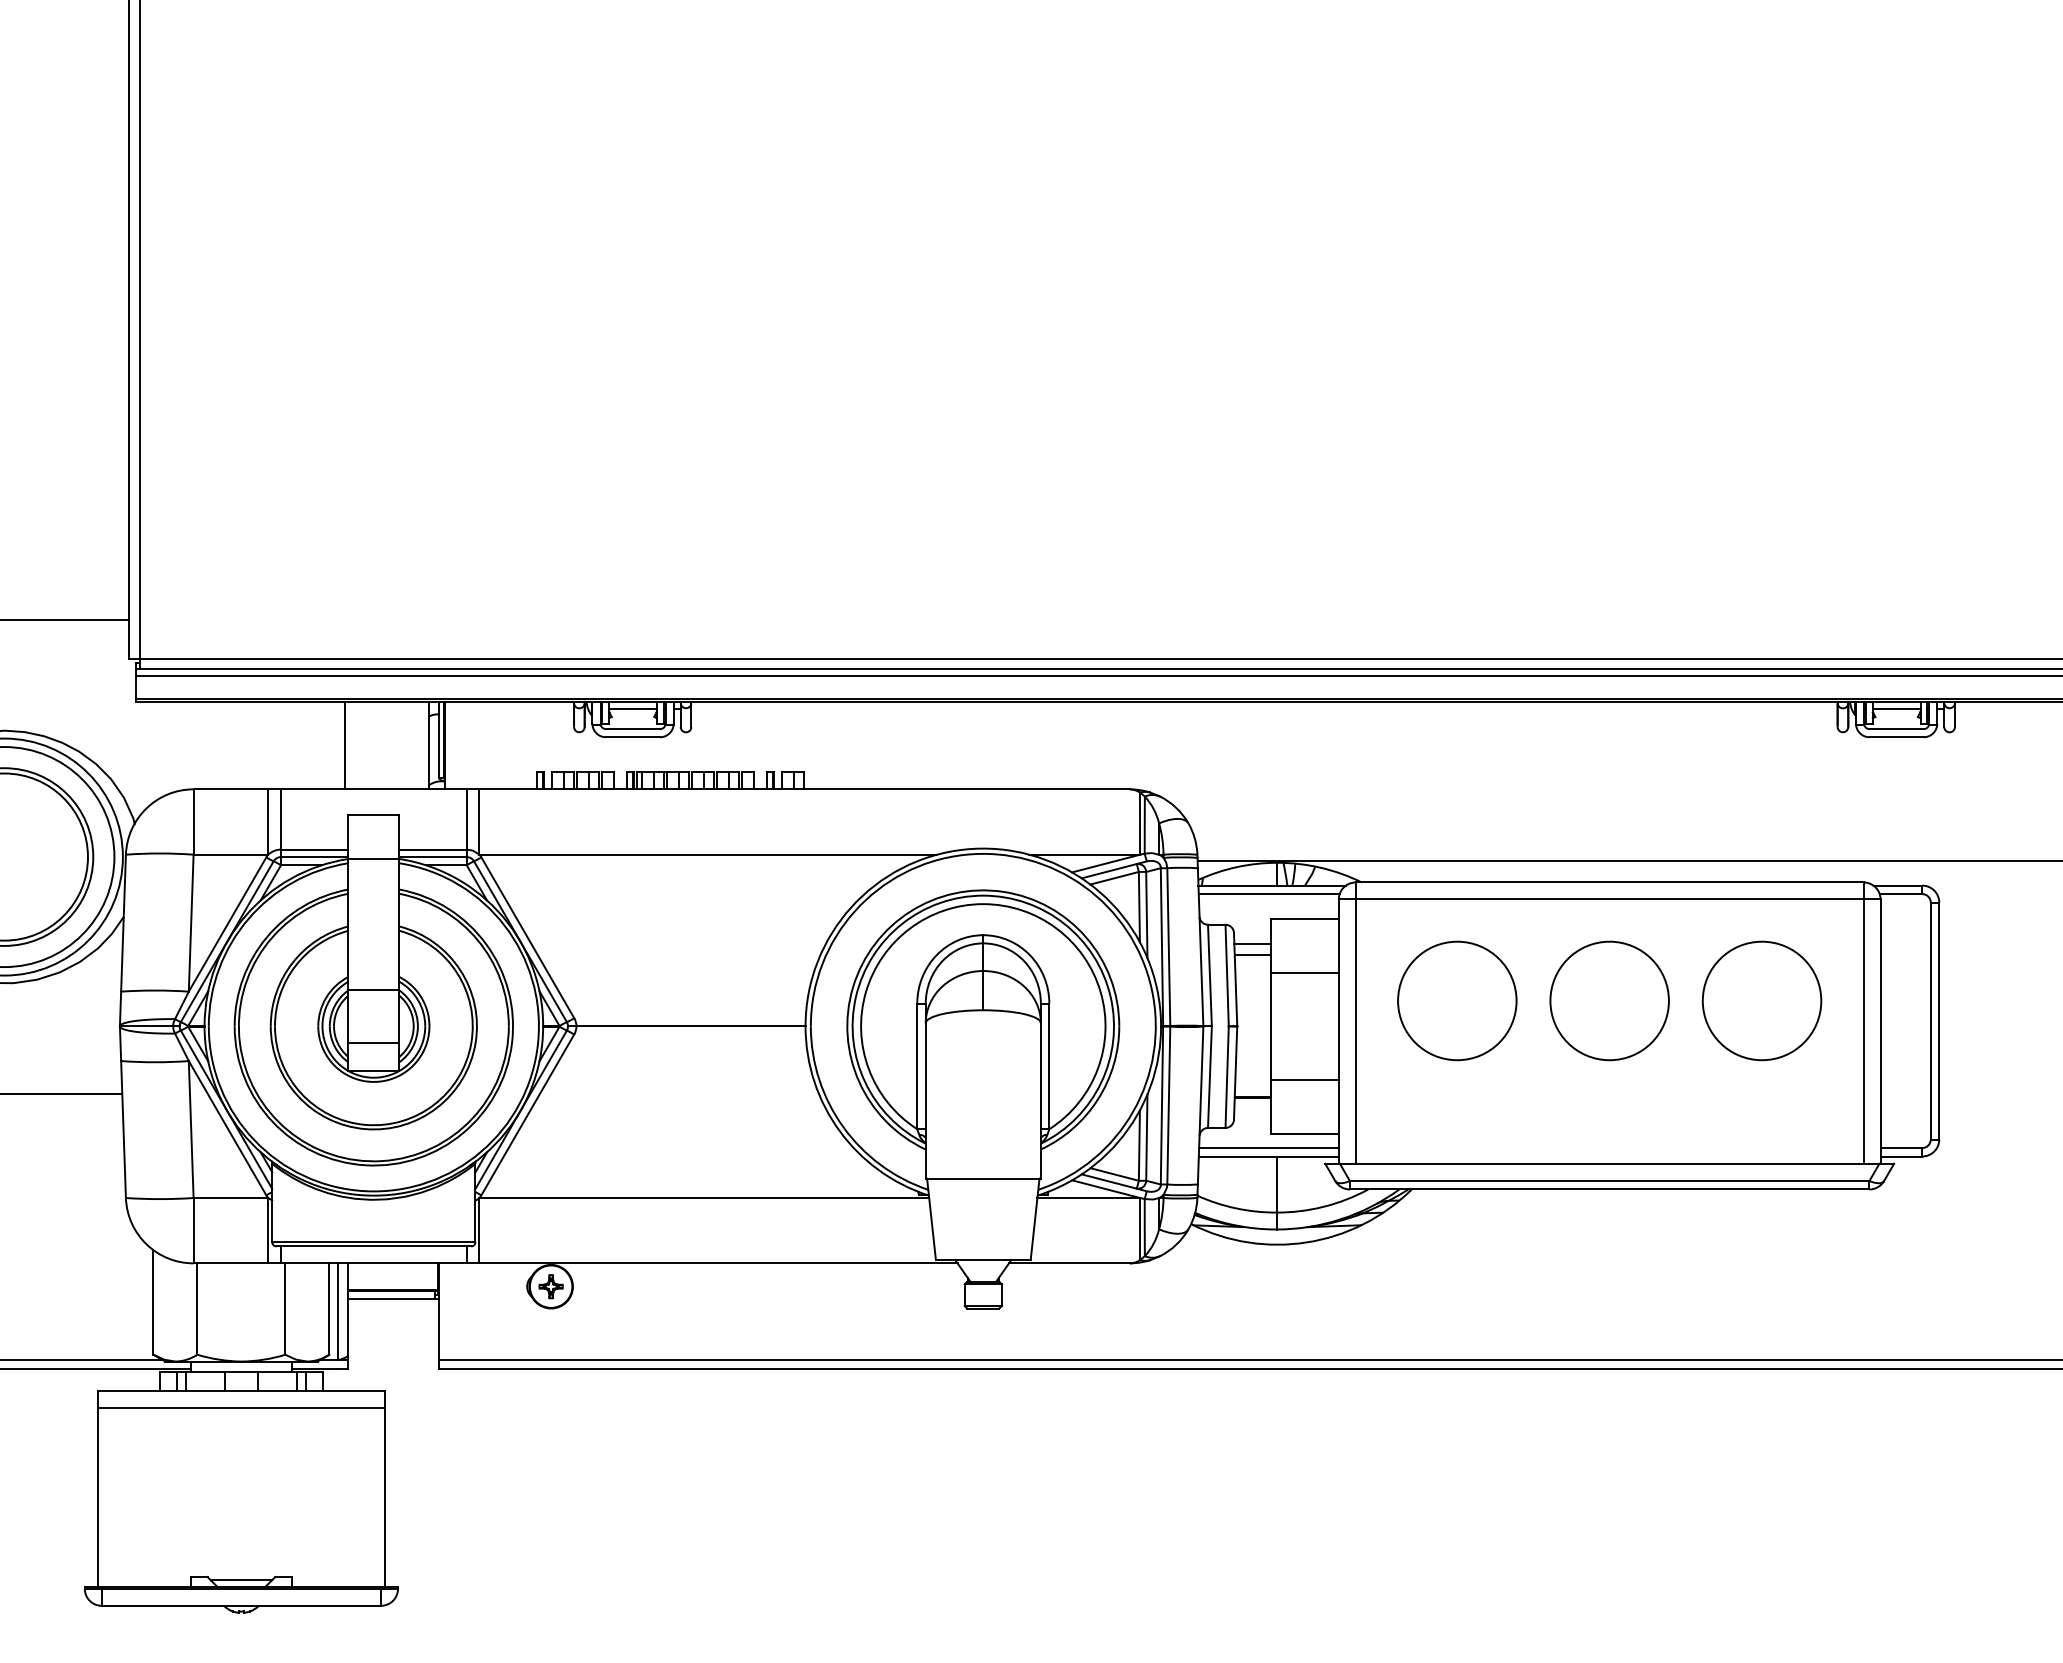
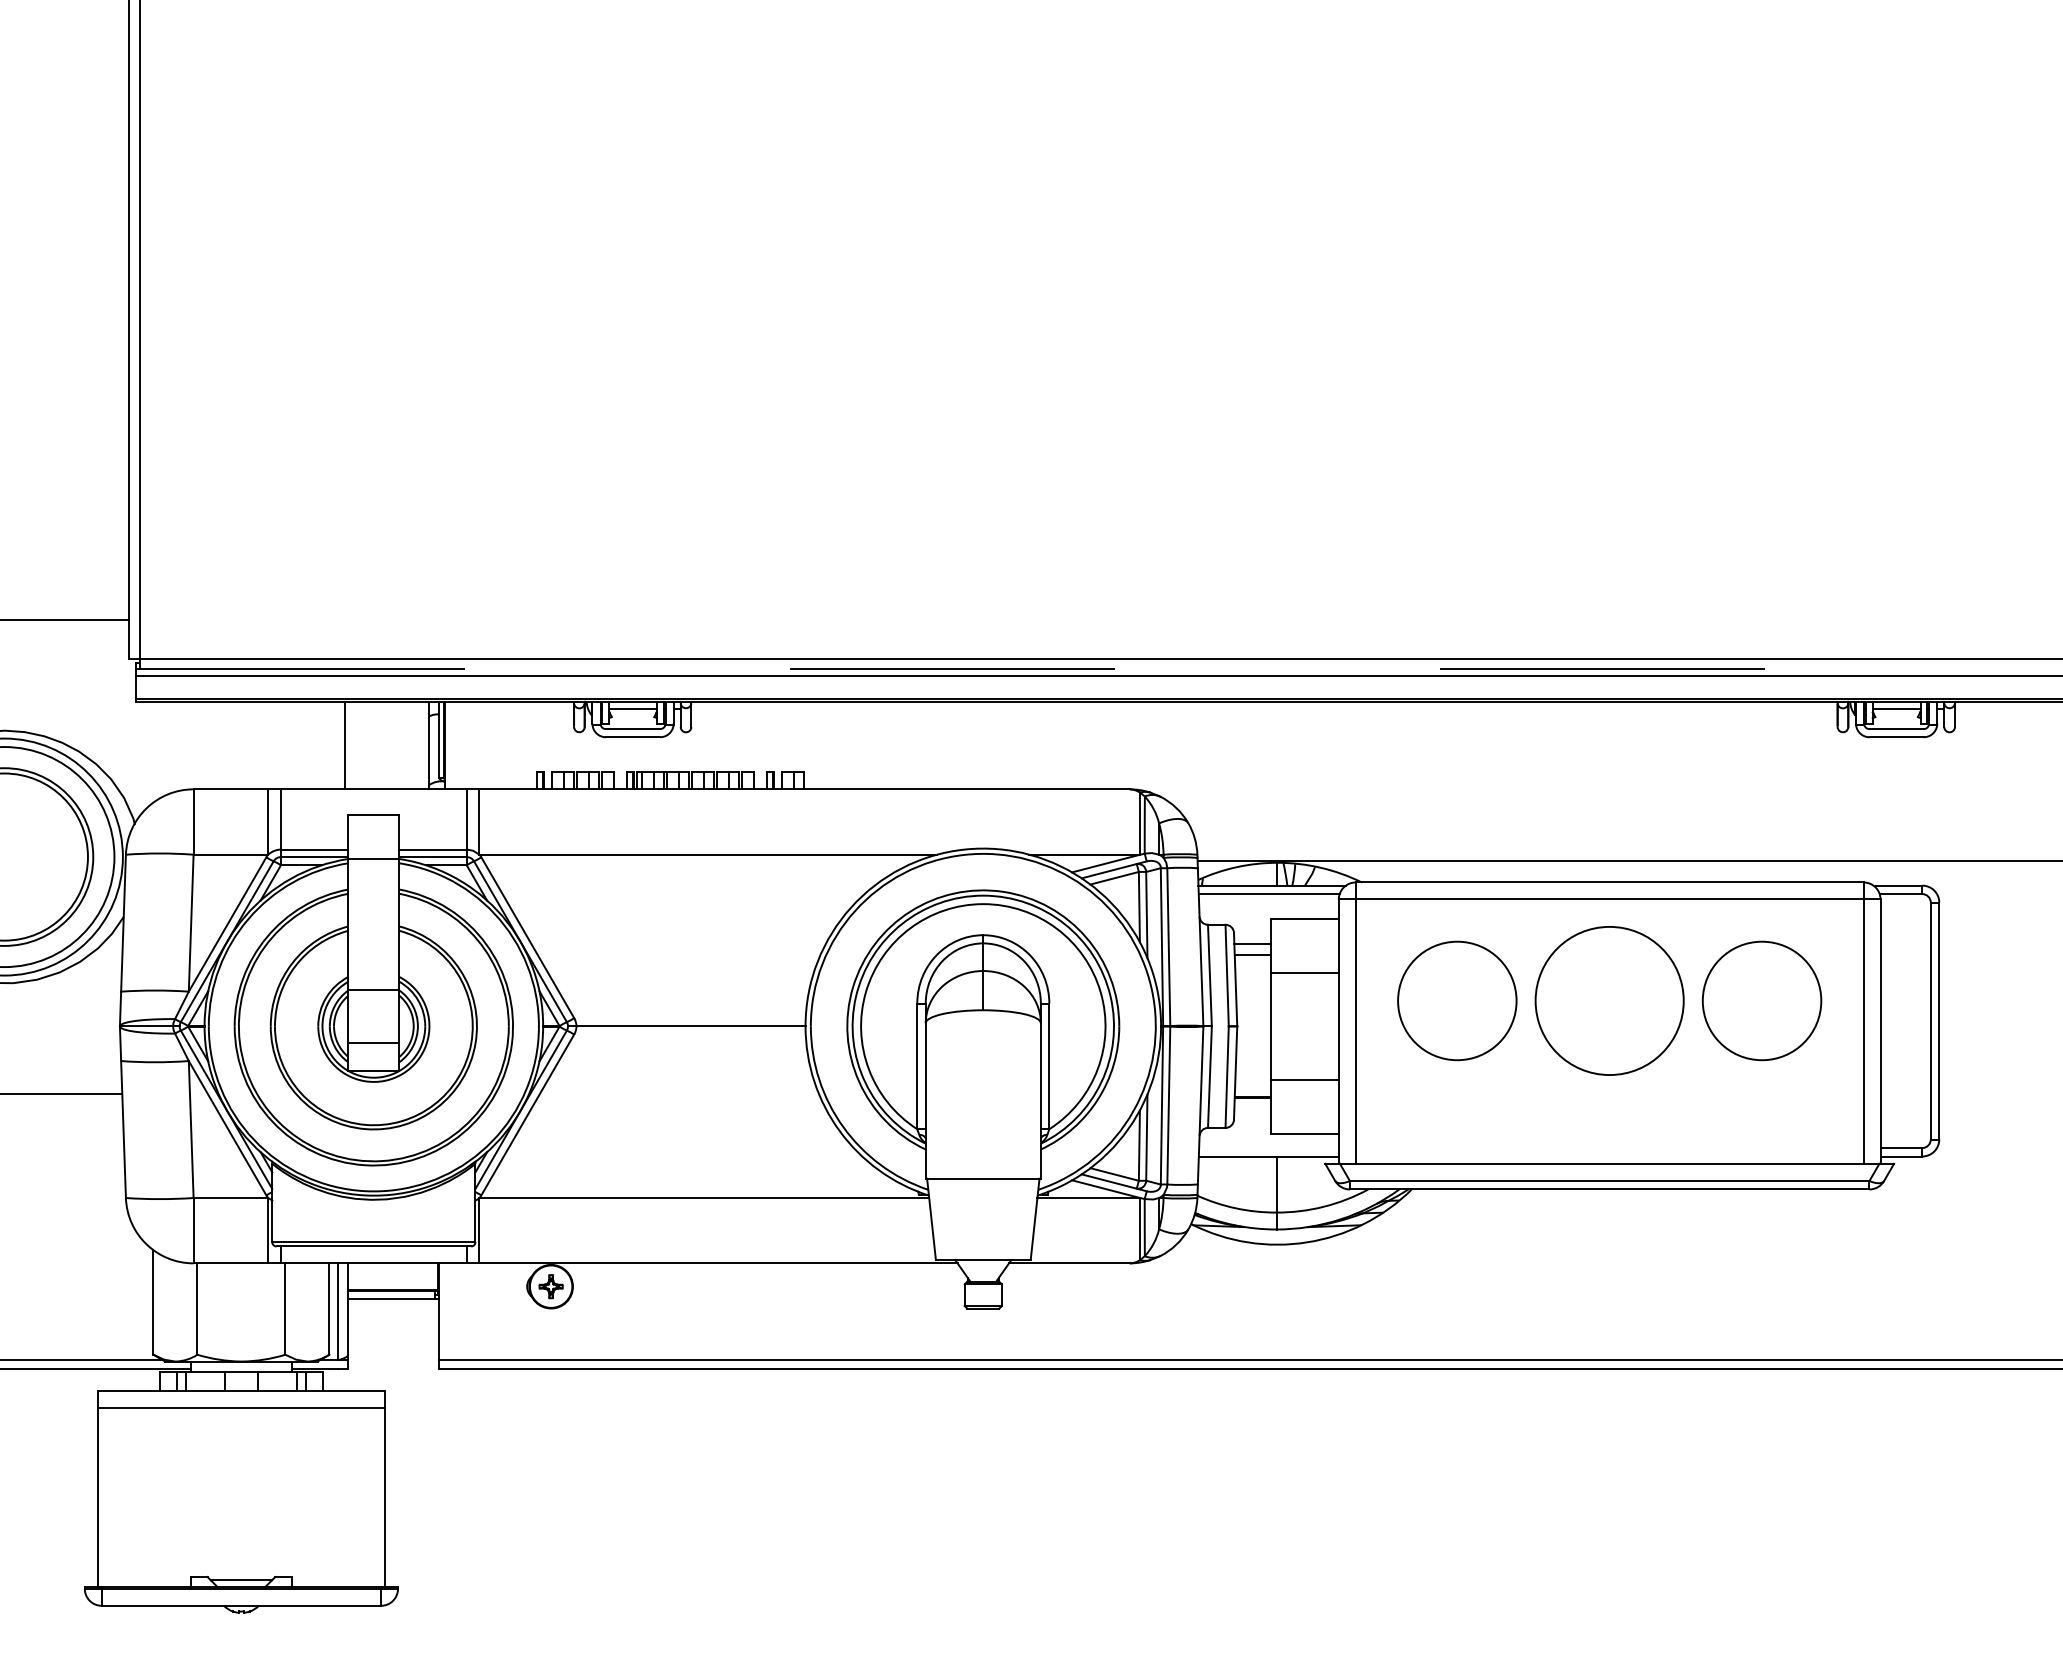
line: solid -> dashed (1101, 669)
circle diameter: 119 px -> 148 px (1609, 1000)
line: present -> none (1268, 1148)
